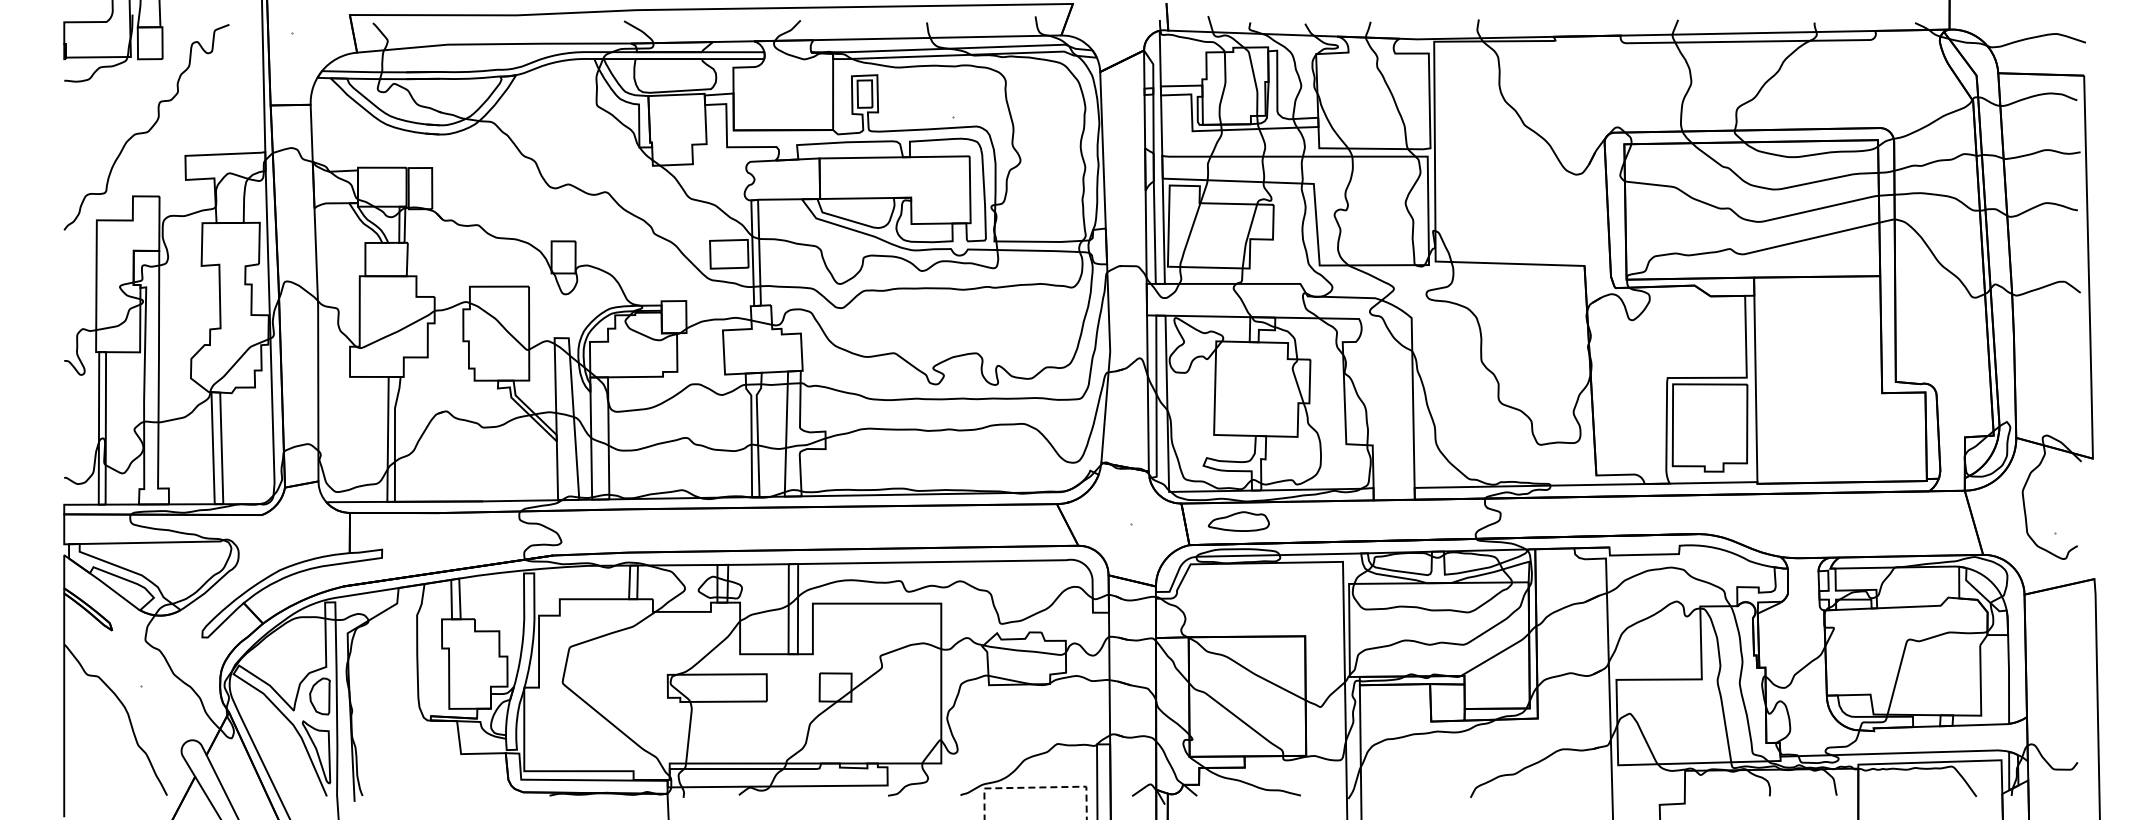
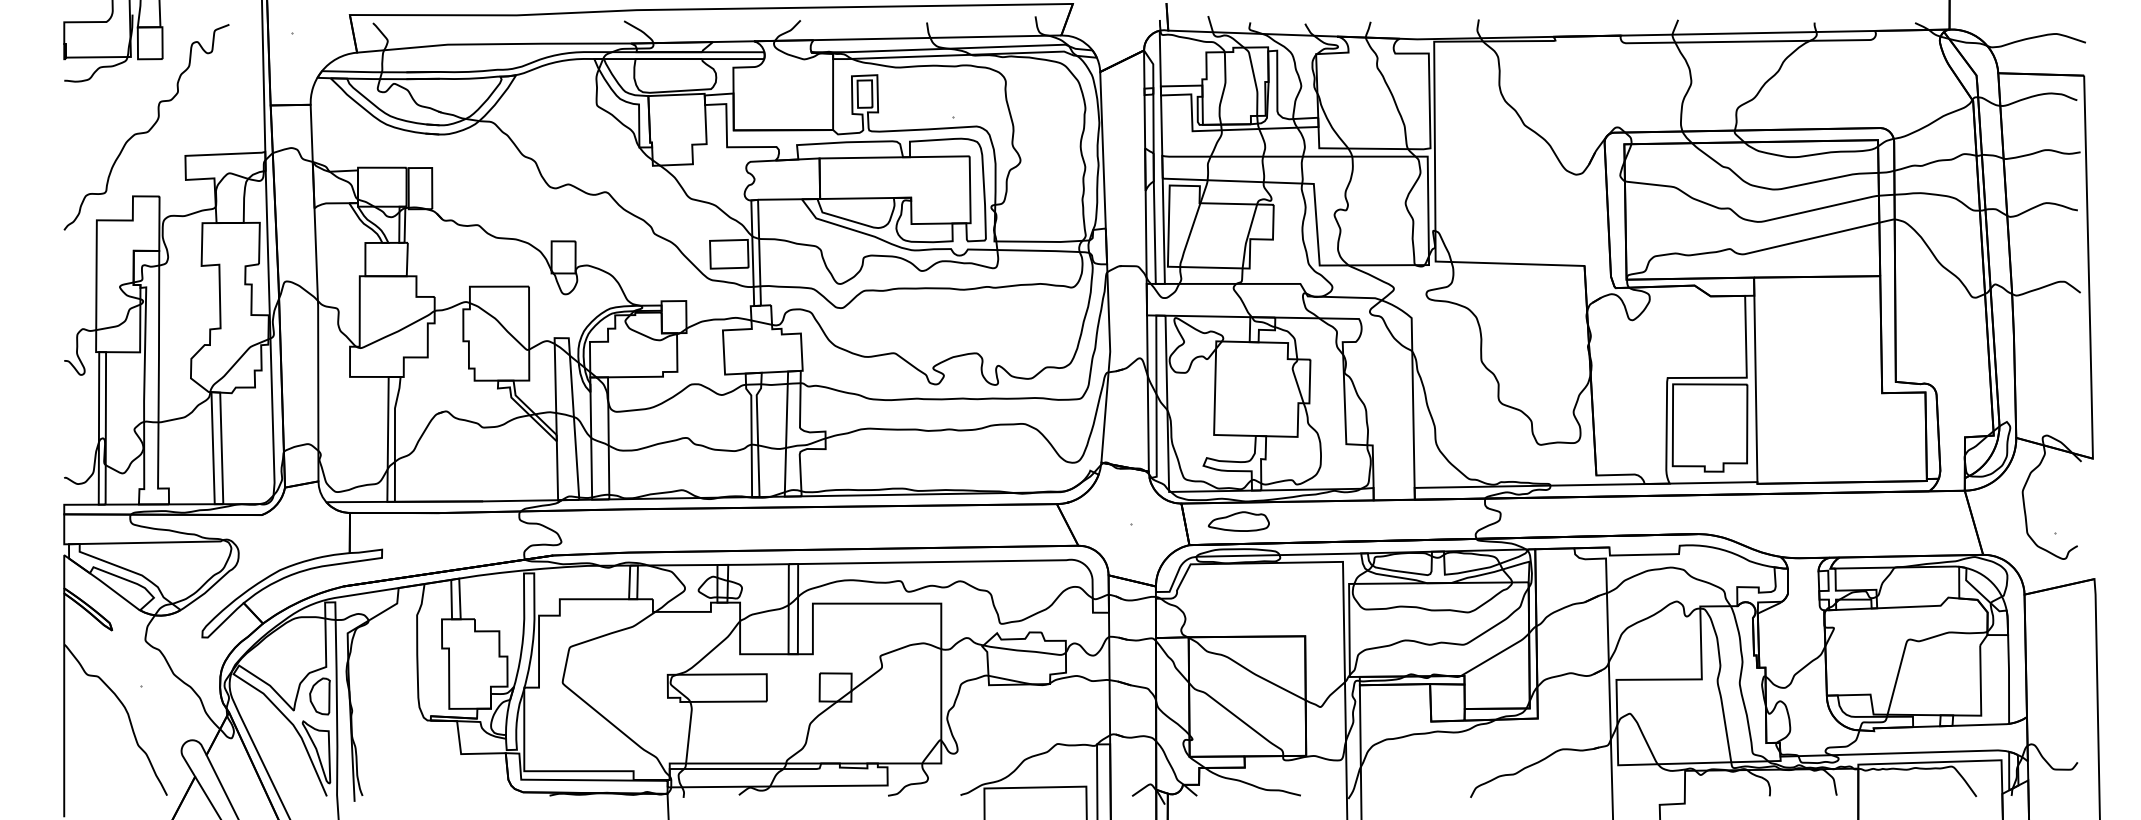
line: dashed -> solid (1036, 787)
